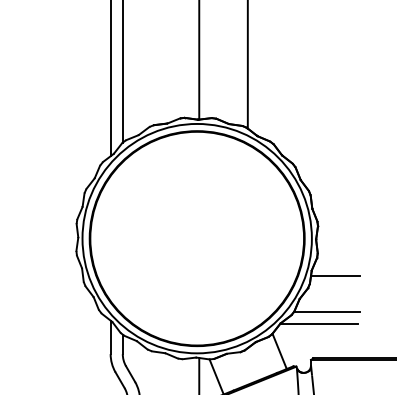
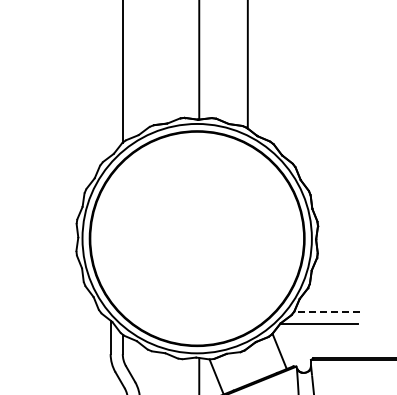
line: present -> none (110, 79)
line: present -> none (334, 276)
line: solid -> dashed (326, 311)
